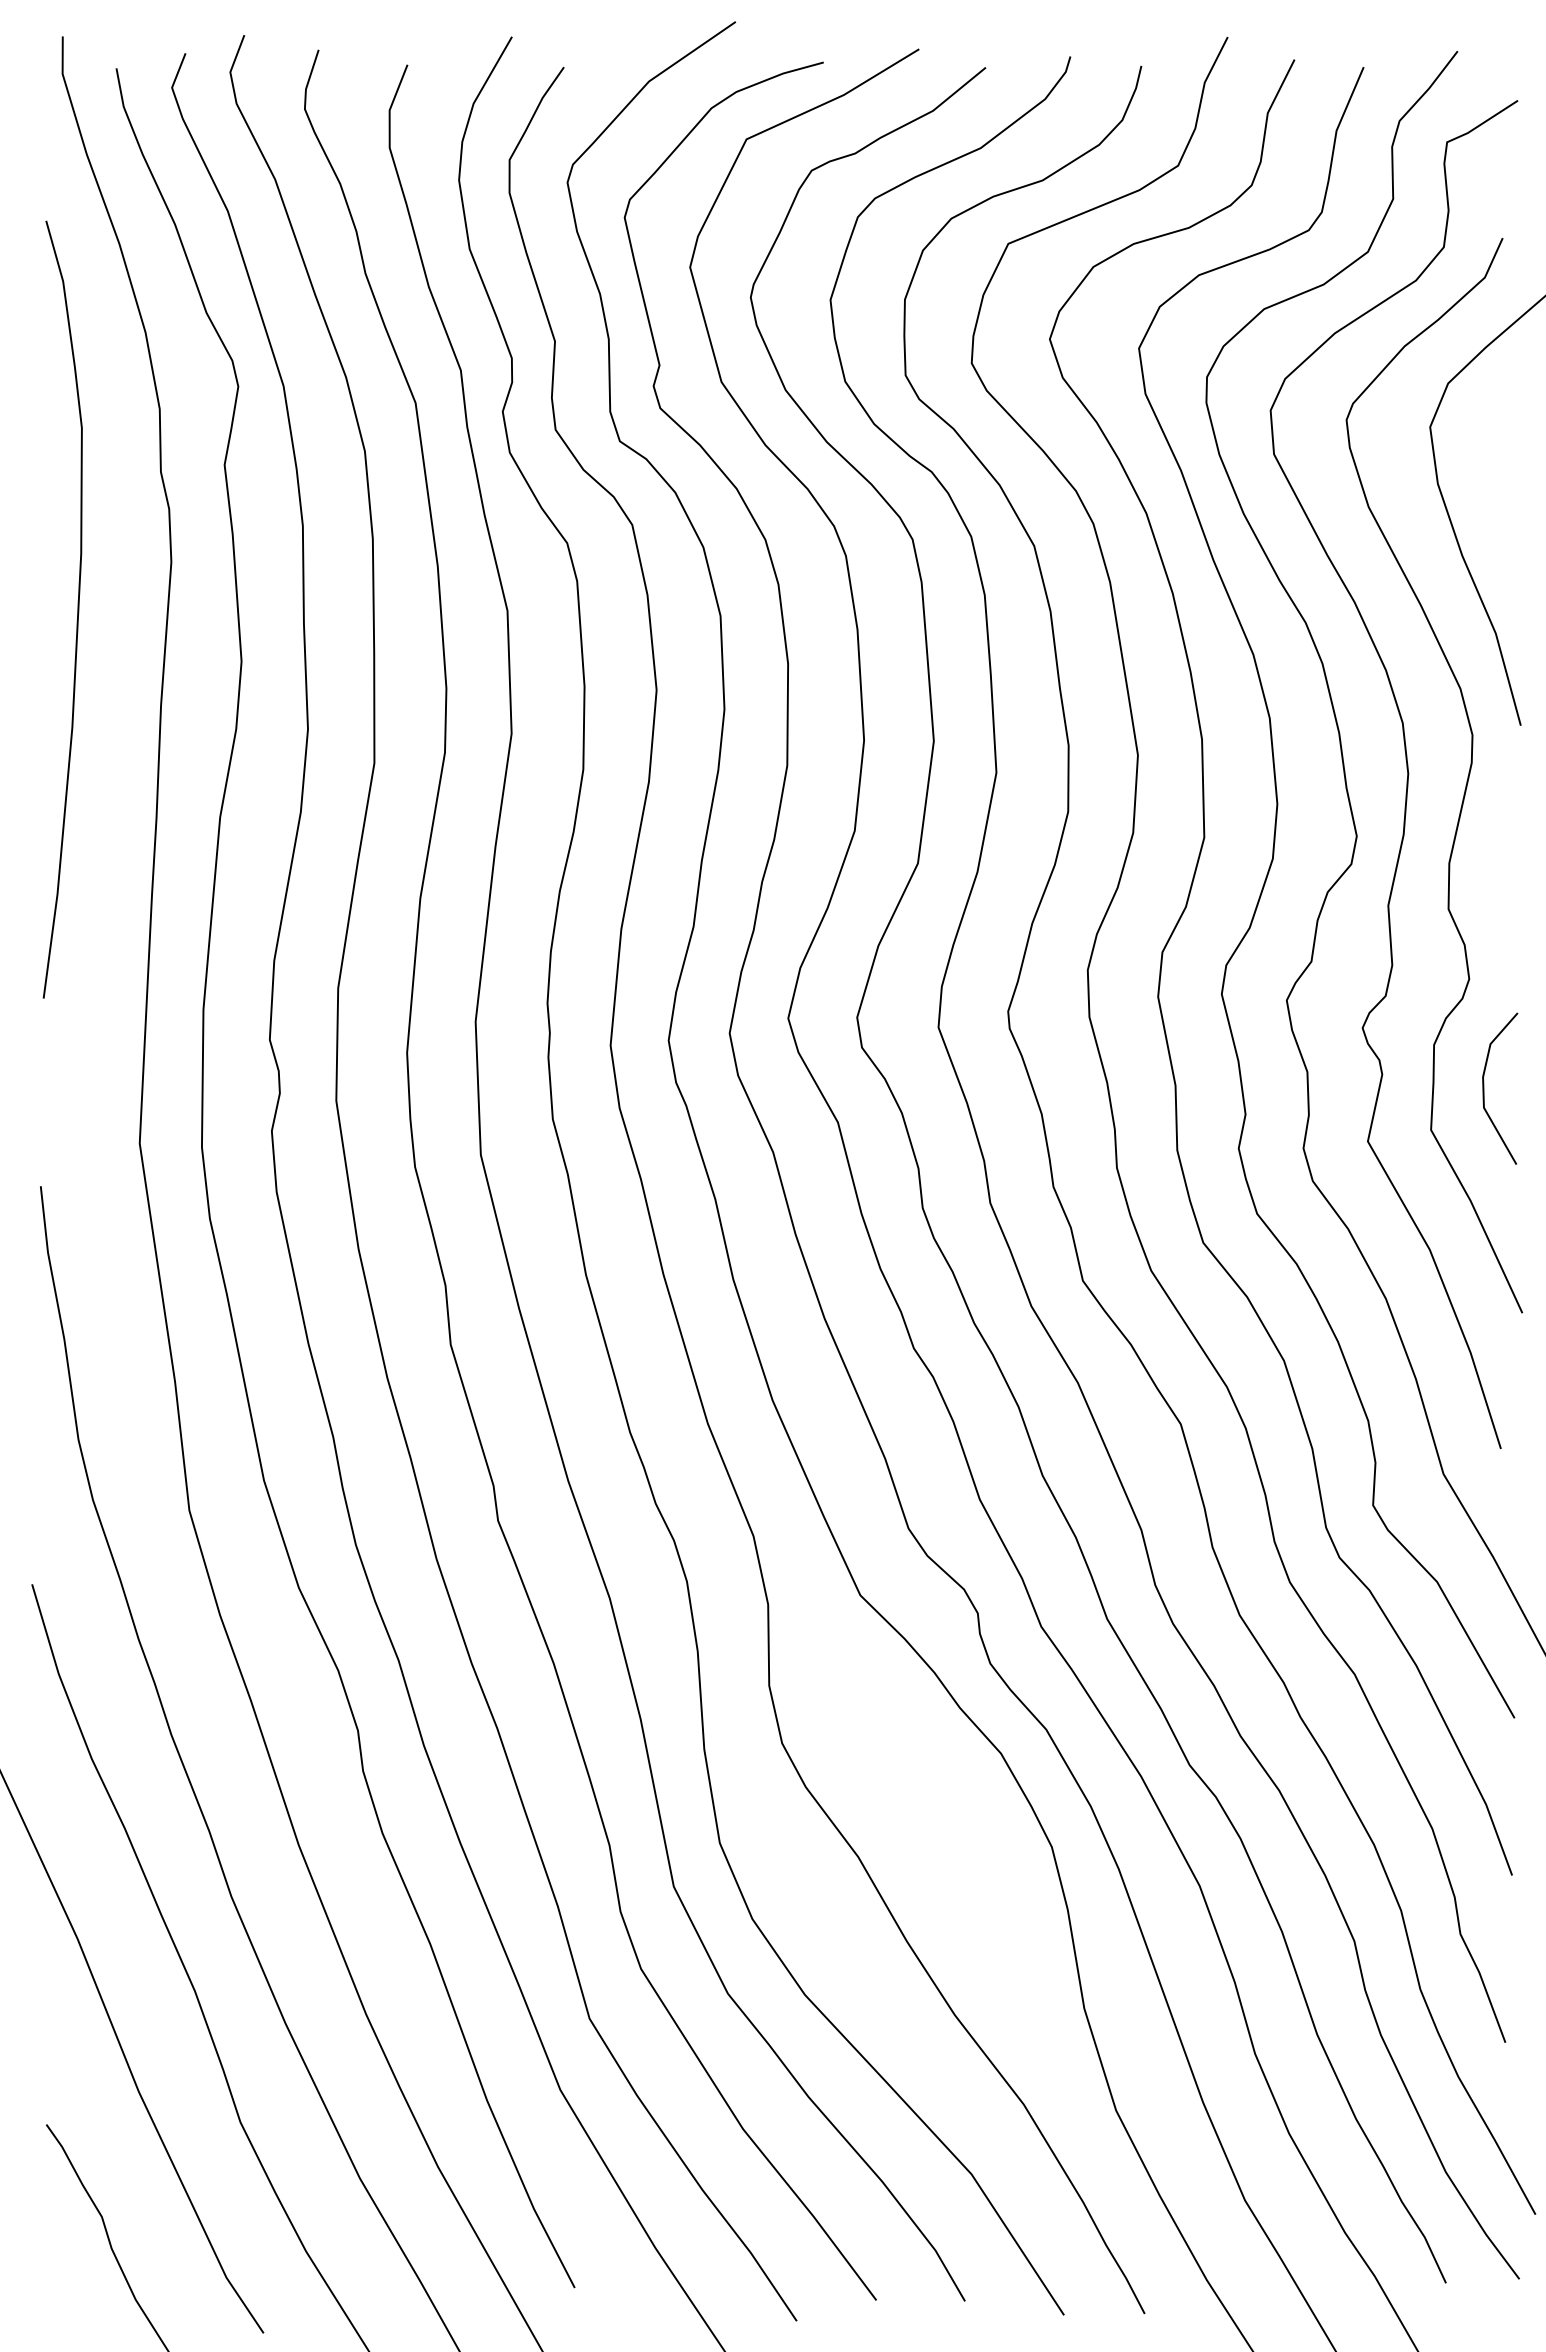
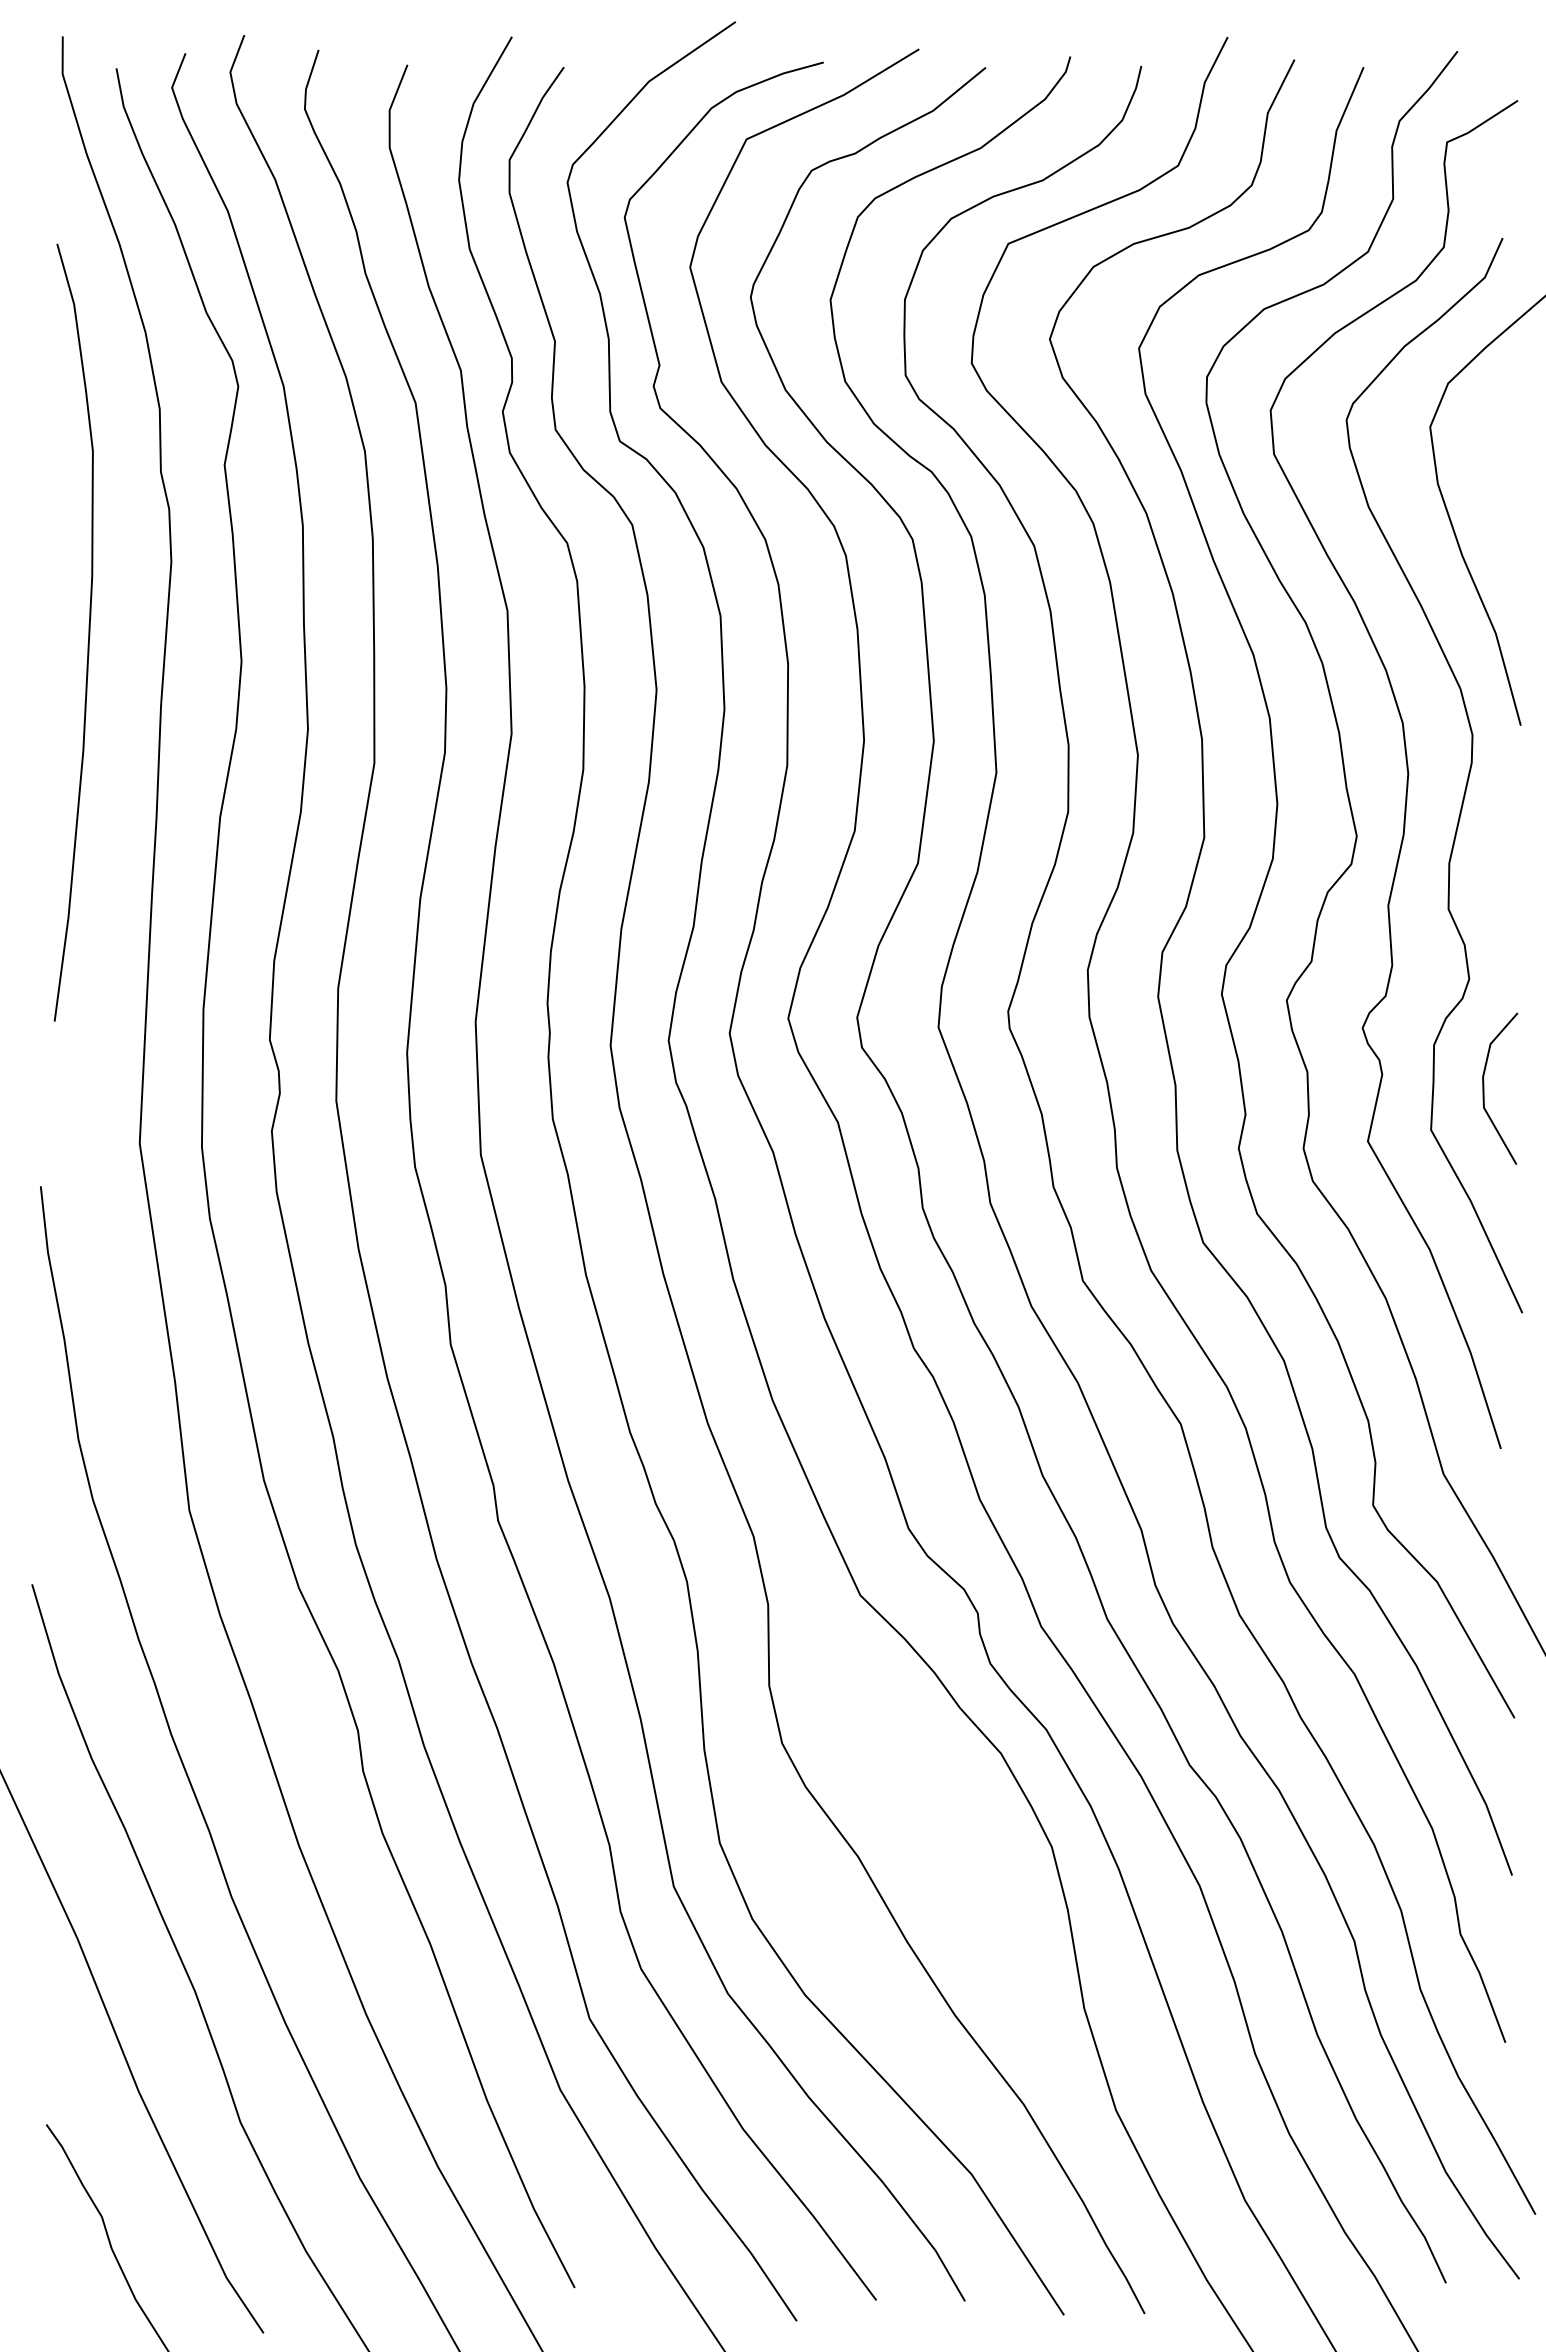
curve position: (77, 609) -> (88, 632) (88, 632)
